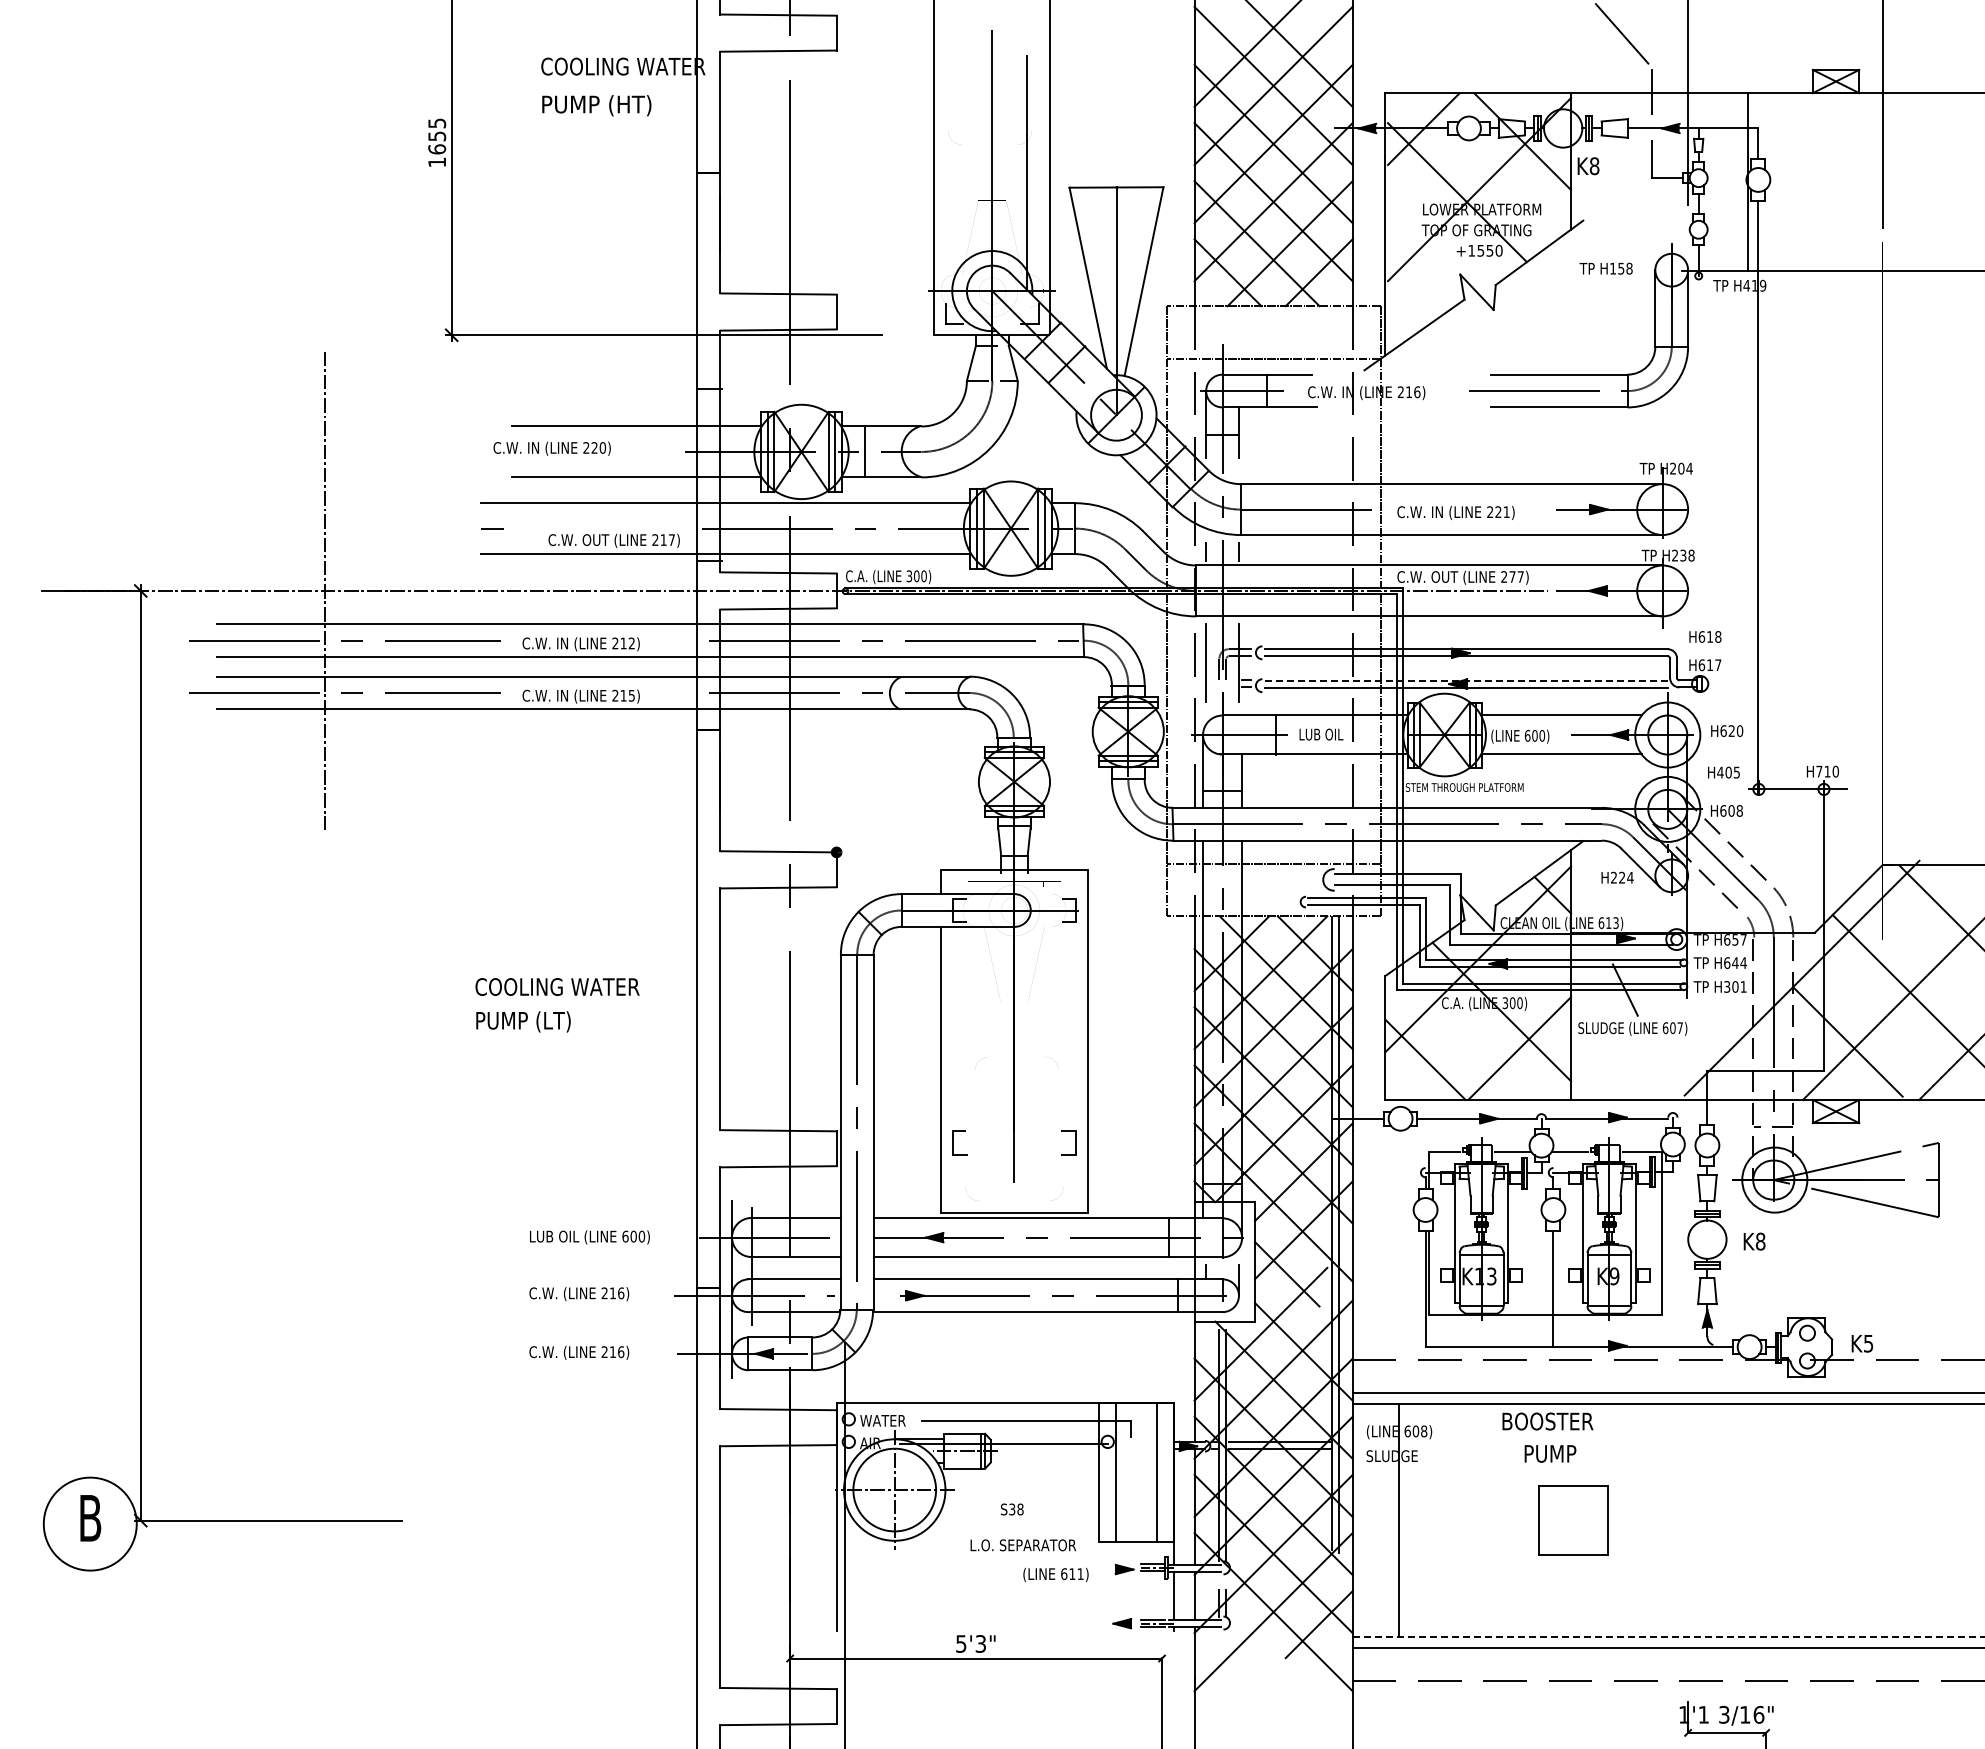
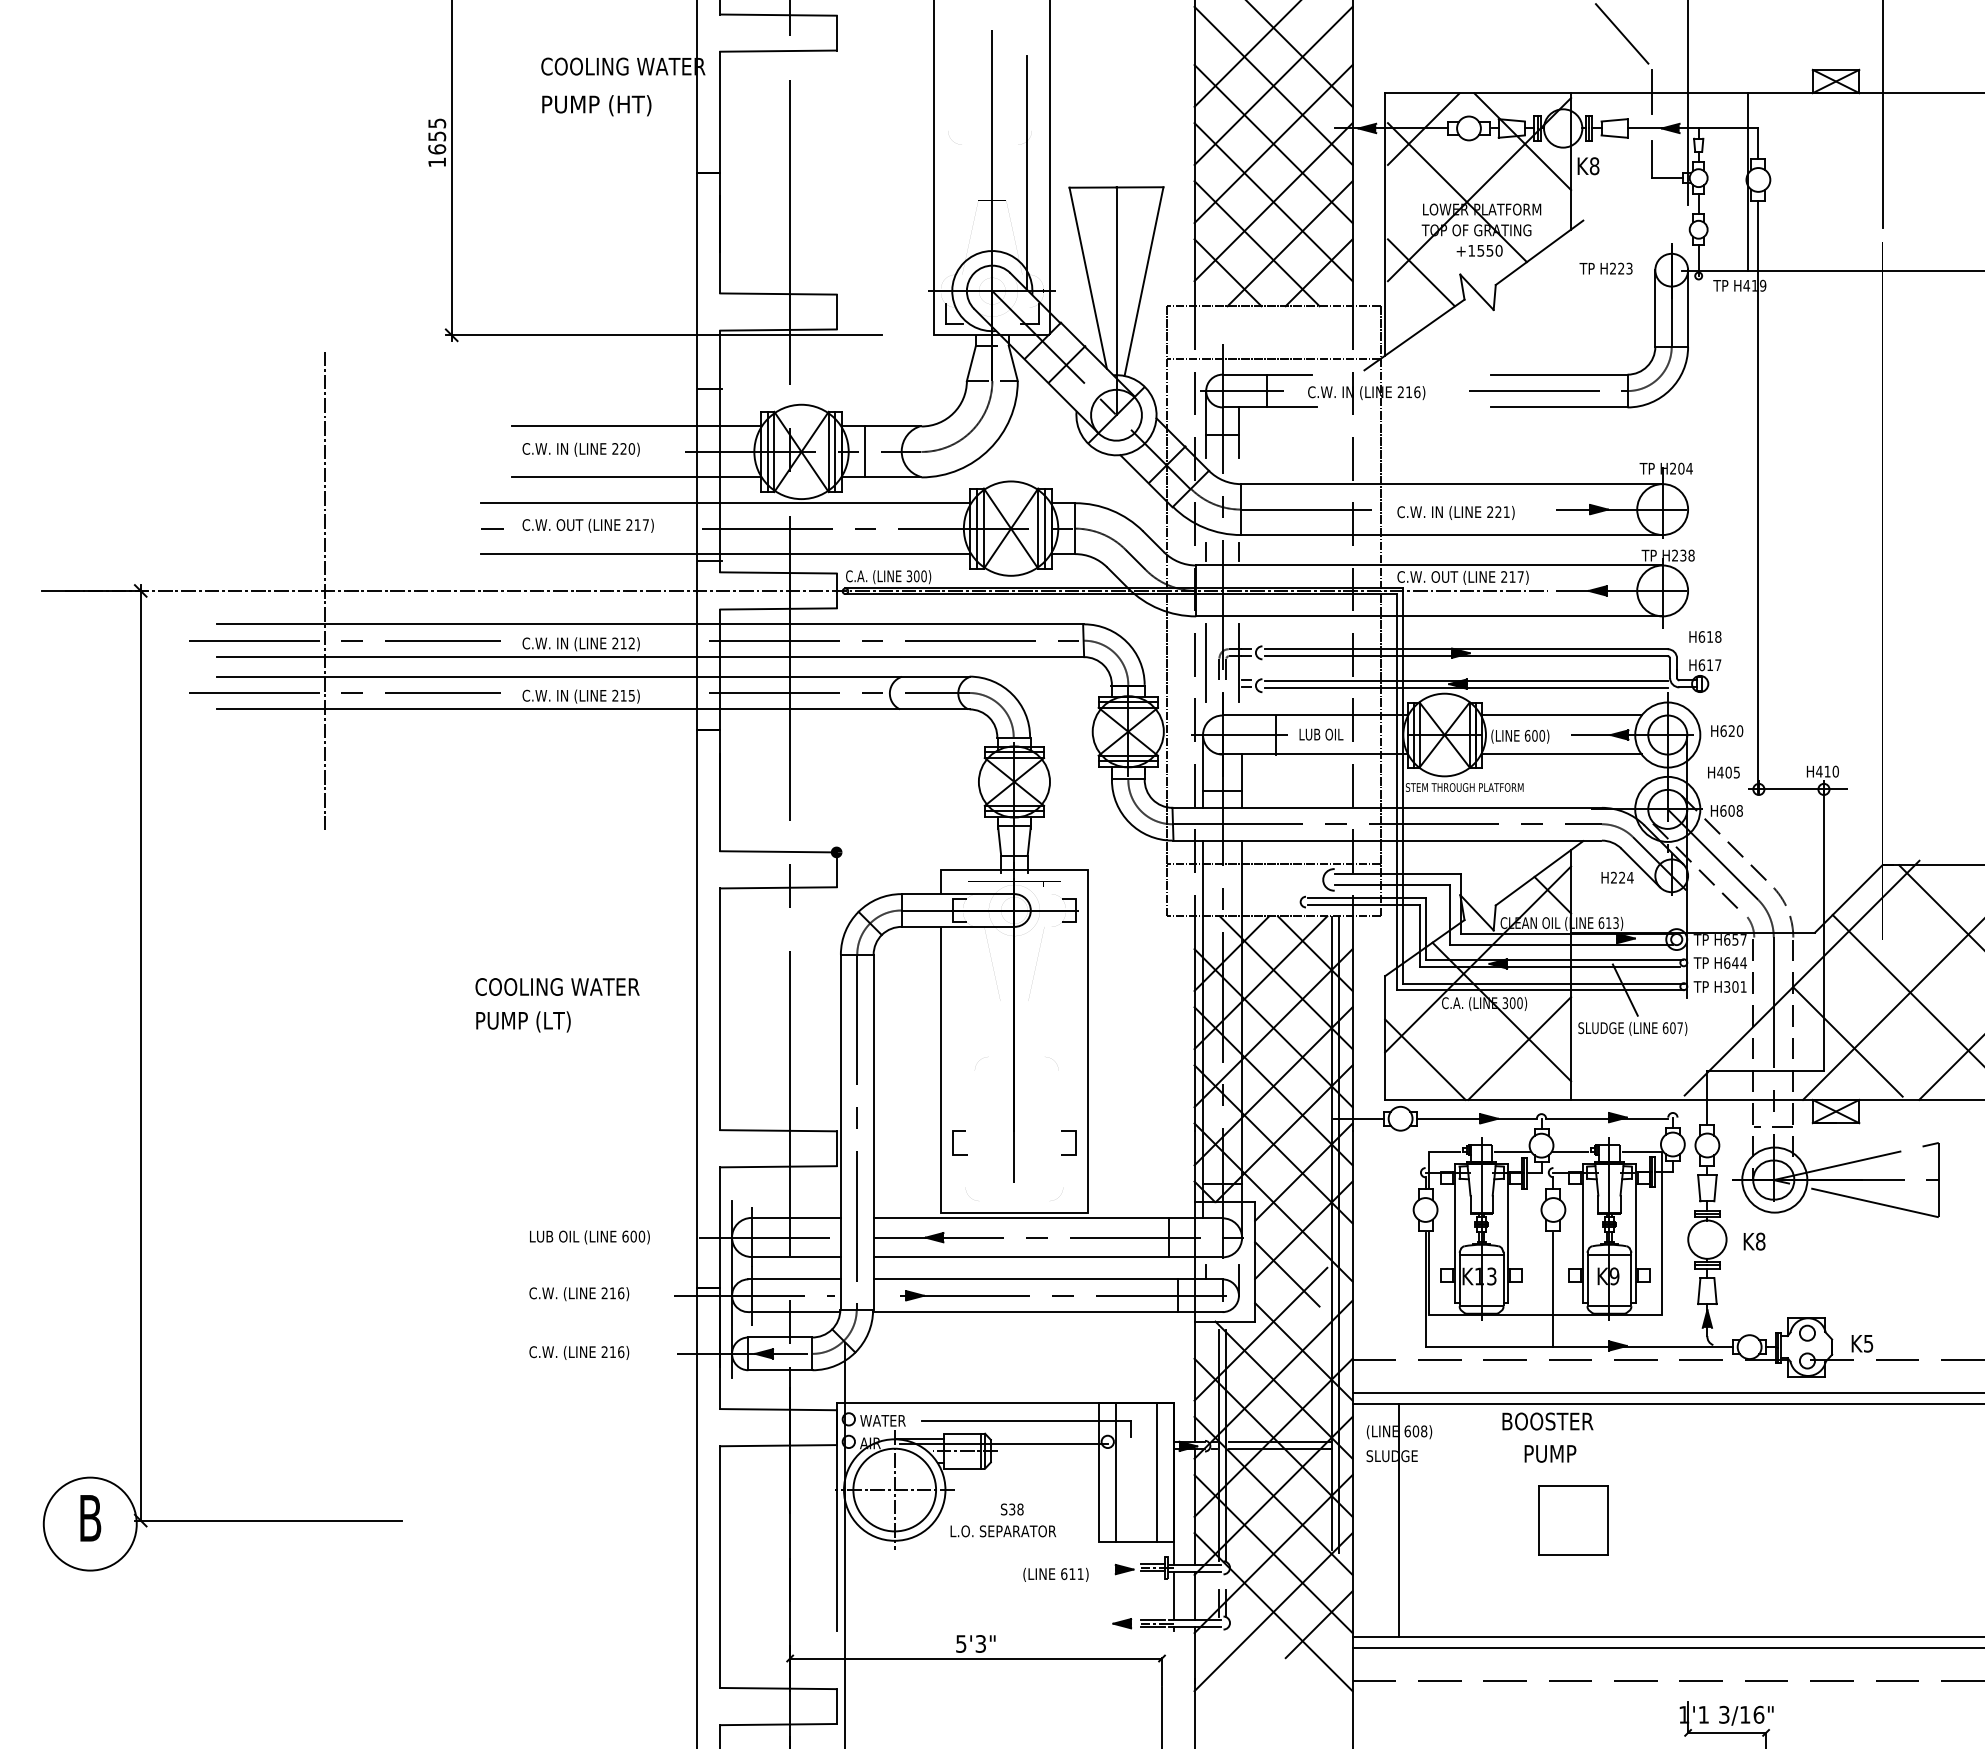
text: H158 -> H223 (1621, 268)
line: none -> present (1420, 272)
text position: (551, 448) -> (580, 449) (580, 449)
text position: (613, 540) -> (587, 525) (587, 525)
text: 277) -> 217) (1512, 576)
line: dashed -> solid (1466, 680)
text: H710 -> H410 (1819, 771)
text position: (1023, 1545) -> (1003, 1531) (1003, 1531)
line: dashed -> solid (1668, 1636)
